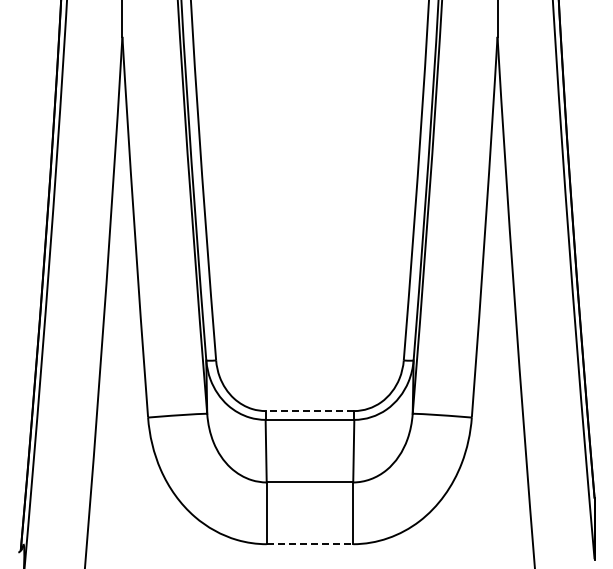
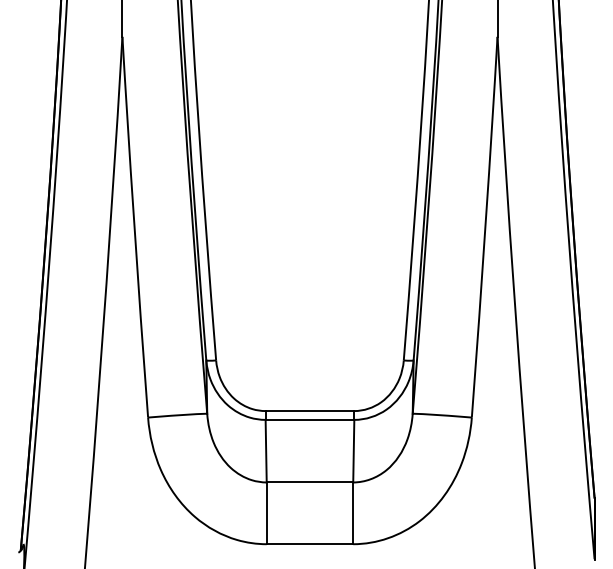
line: dashed -> solid (309, 411)
line: dashed -> solid (310, 544)
